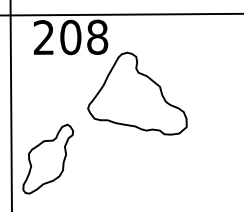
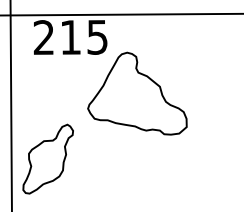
text: 208 -> 215 (84, 37)
